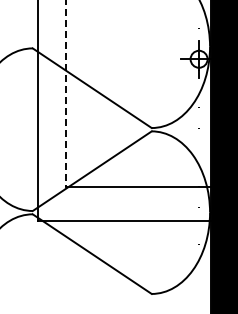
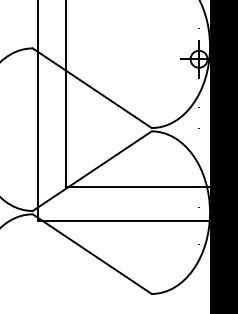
line: dashed -> solid (65, 93)
